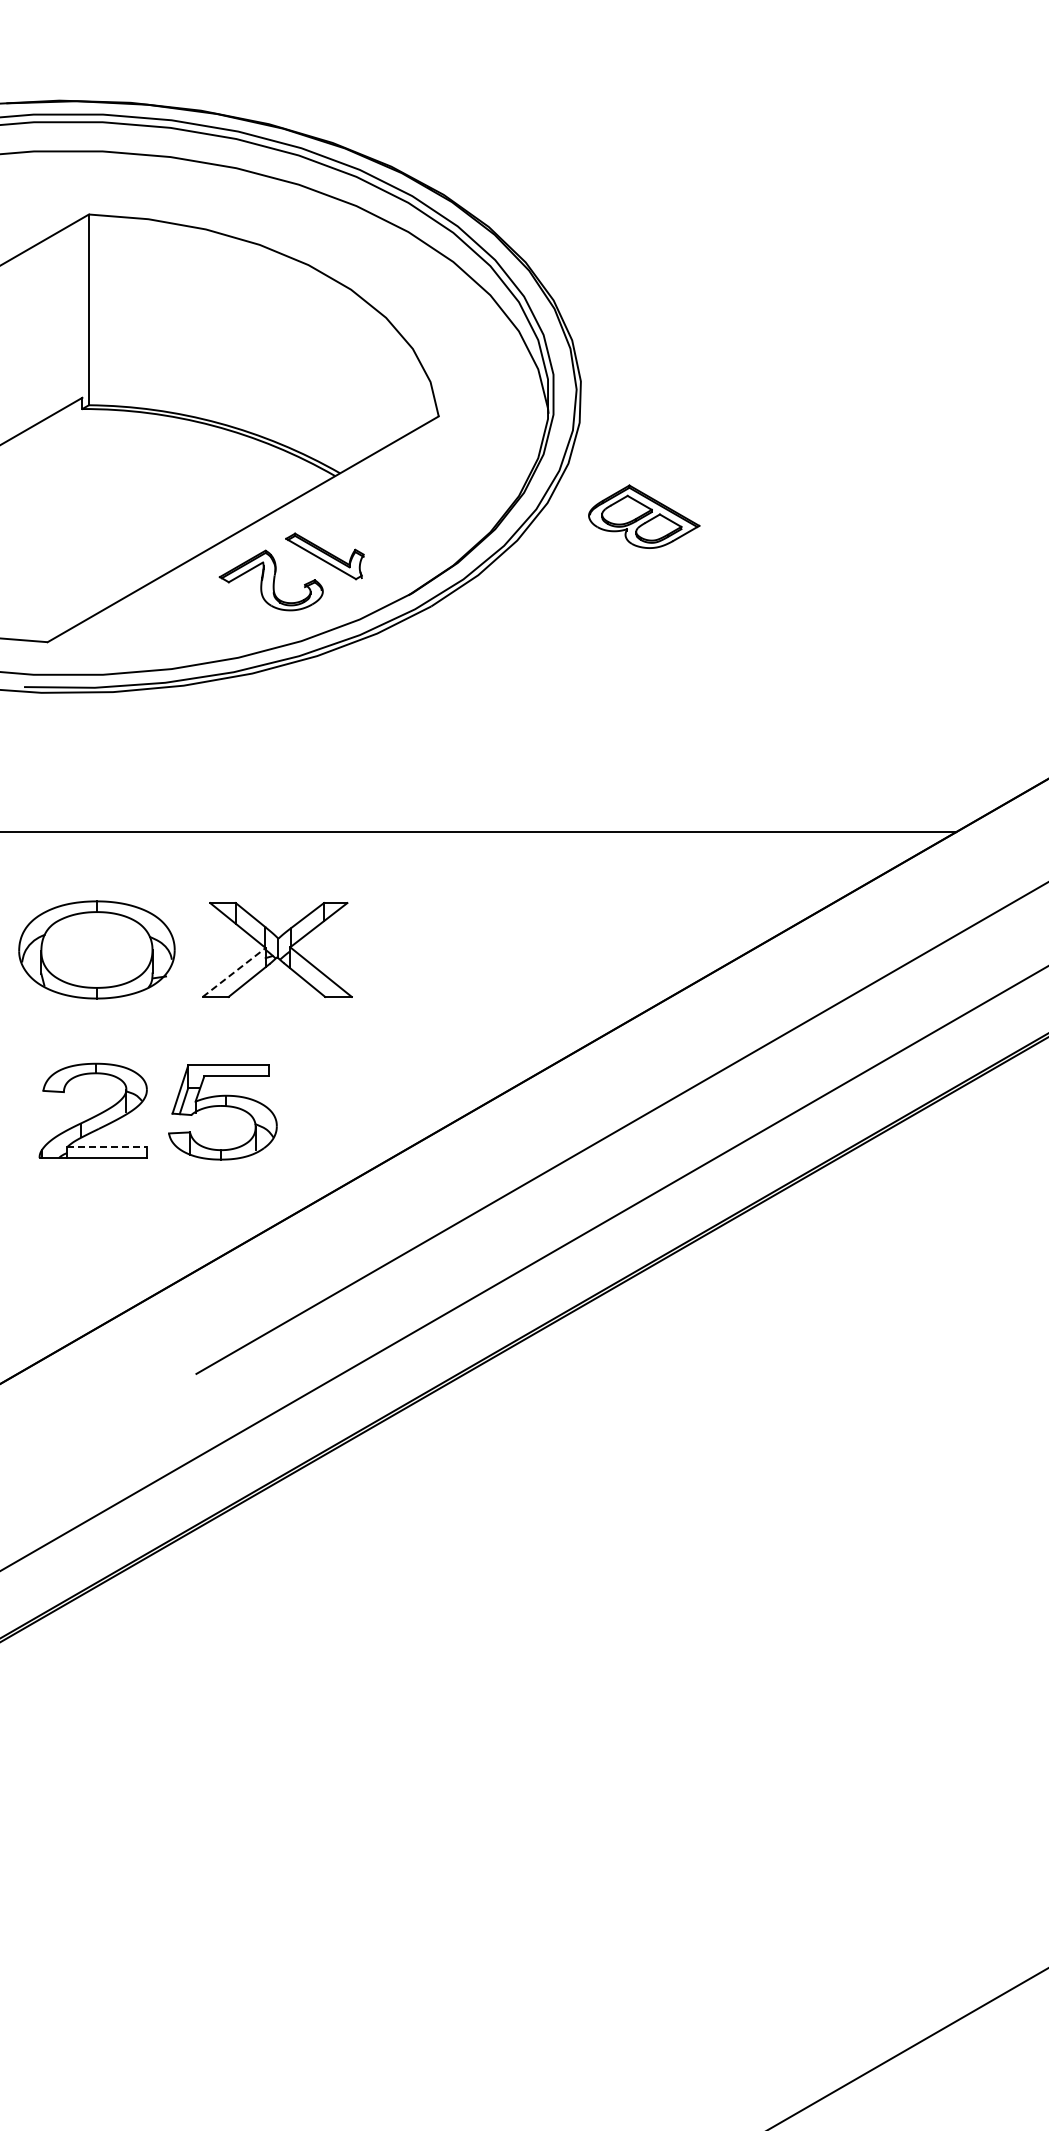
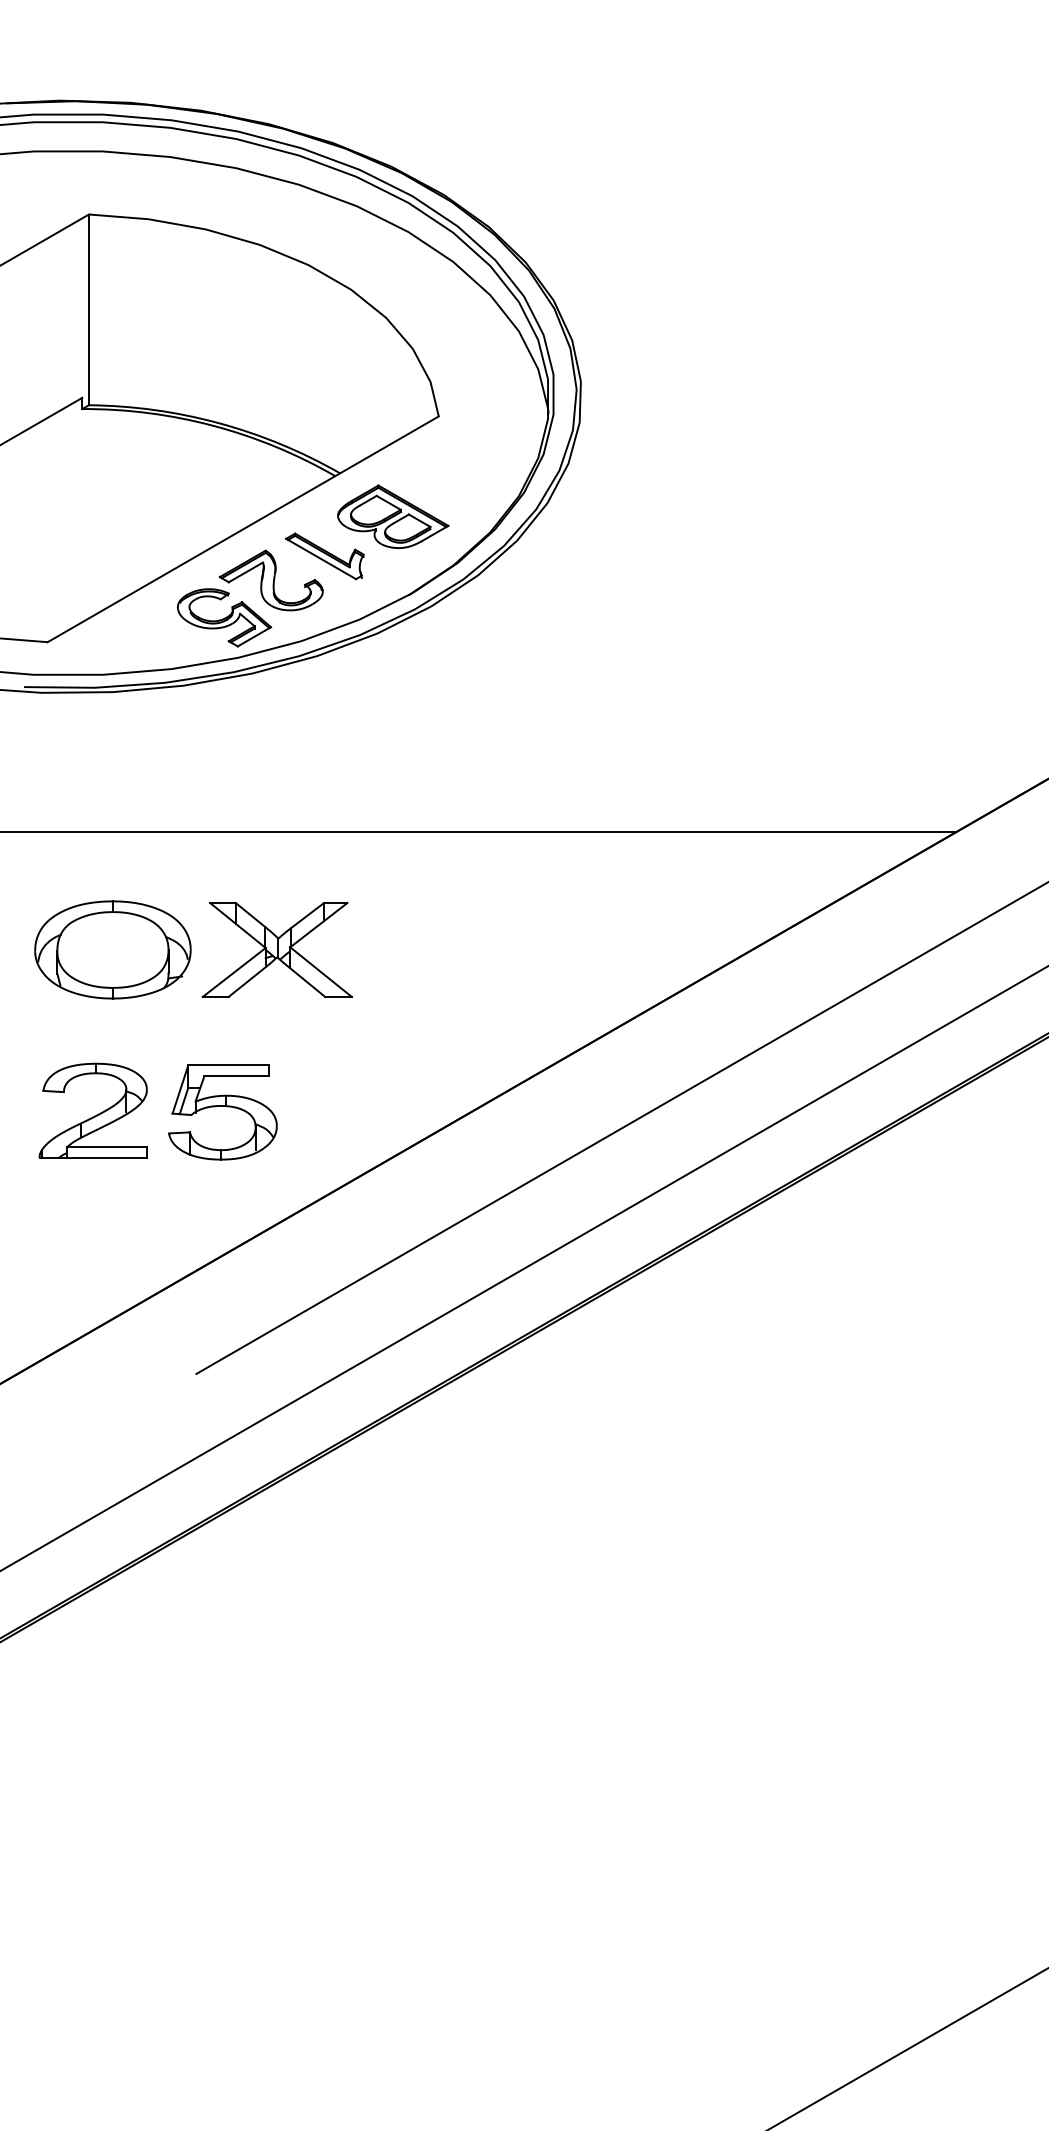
part position: (644, 516) -> (393, 516) (393, 516)
part: none -> present (224, 617)
part position: (96, 949) -> (112, 949) (112, 949)
line: dashed -> solid (234, 972)
line: dashed -> solid (107, 1146)
